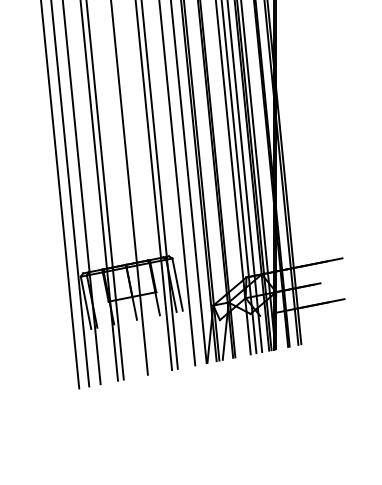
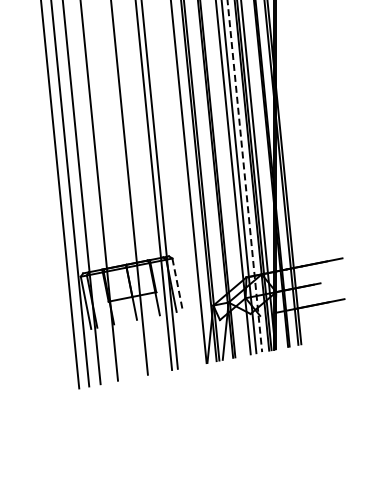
line: solid -> dashed (244, 176)
line: present -> none (177, 183)
line: present -> none (104, 190)
line: solid -> dashed (177, 284)
